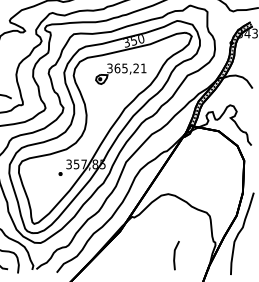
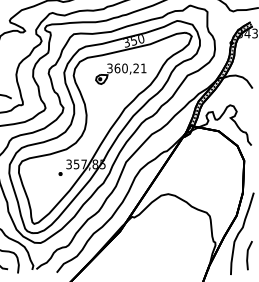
text: 365,21 -> 360,21 (124, 68)
line position: (175, 255) -> (248, 255) (248, 255)
